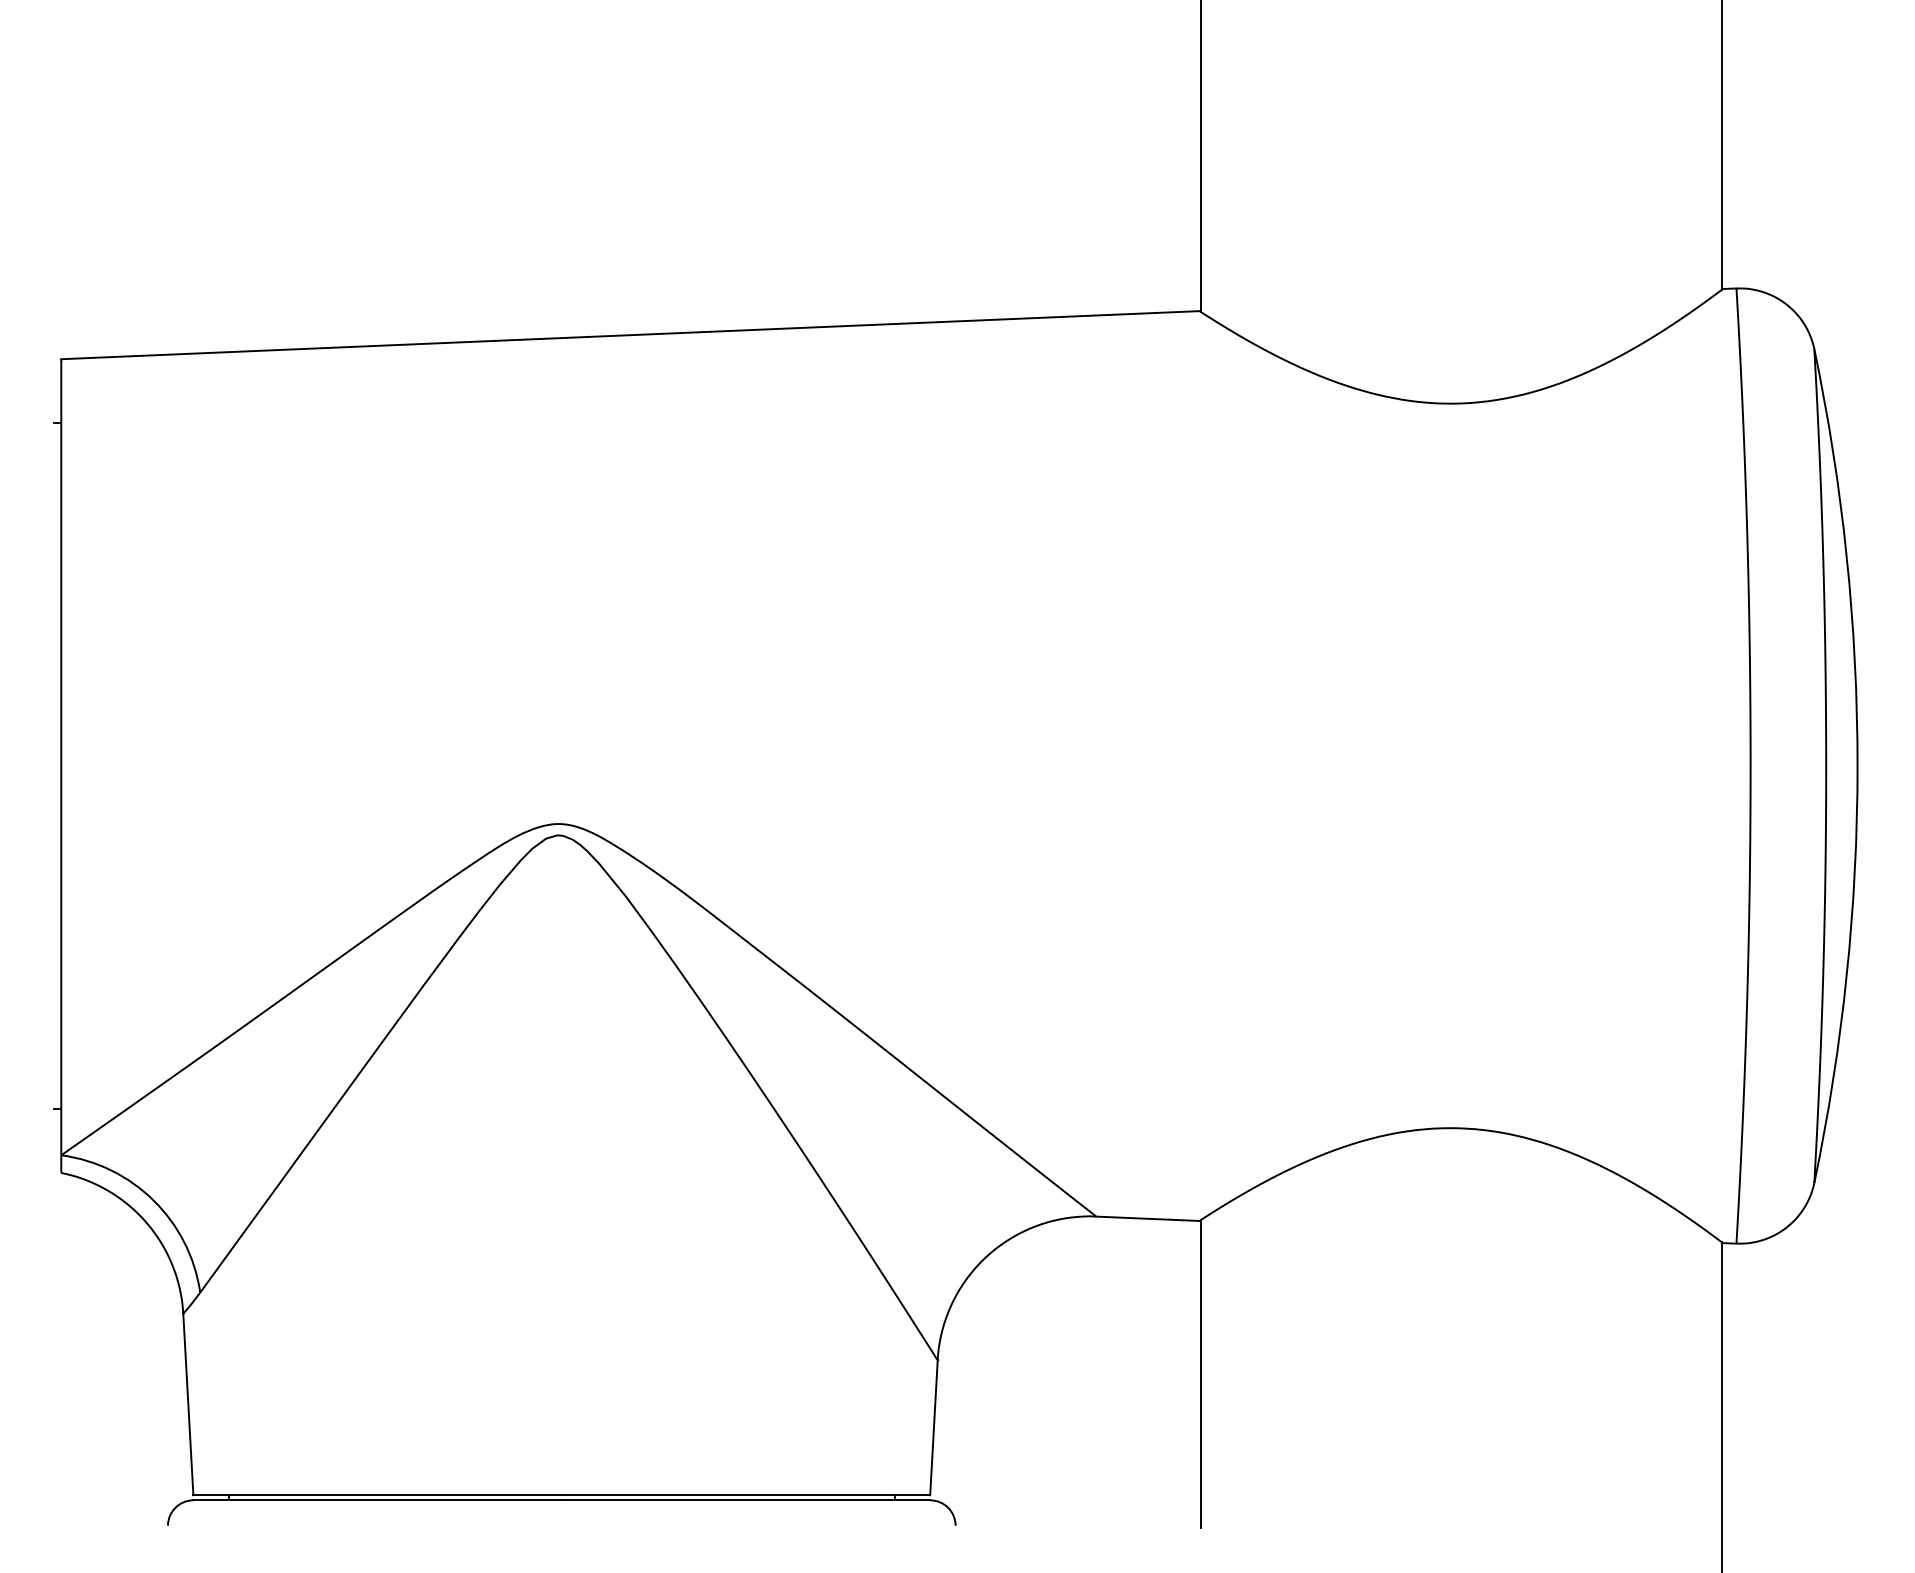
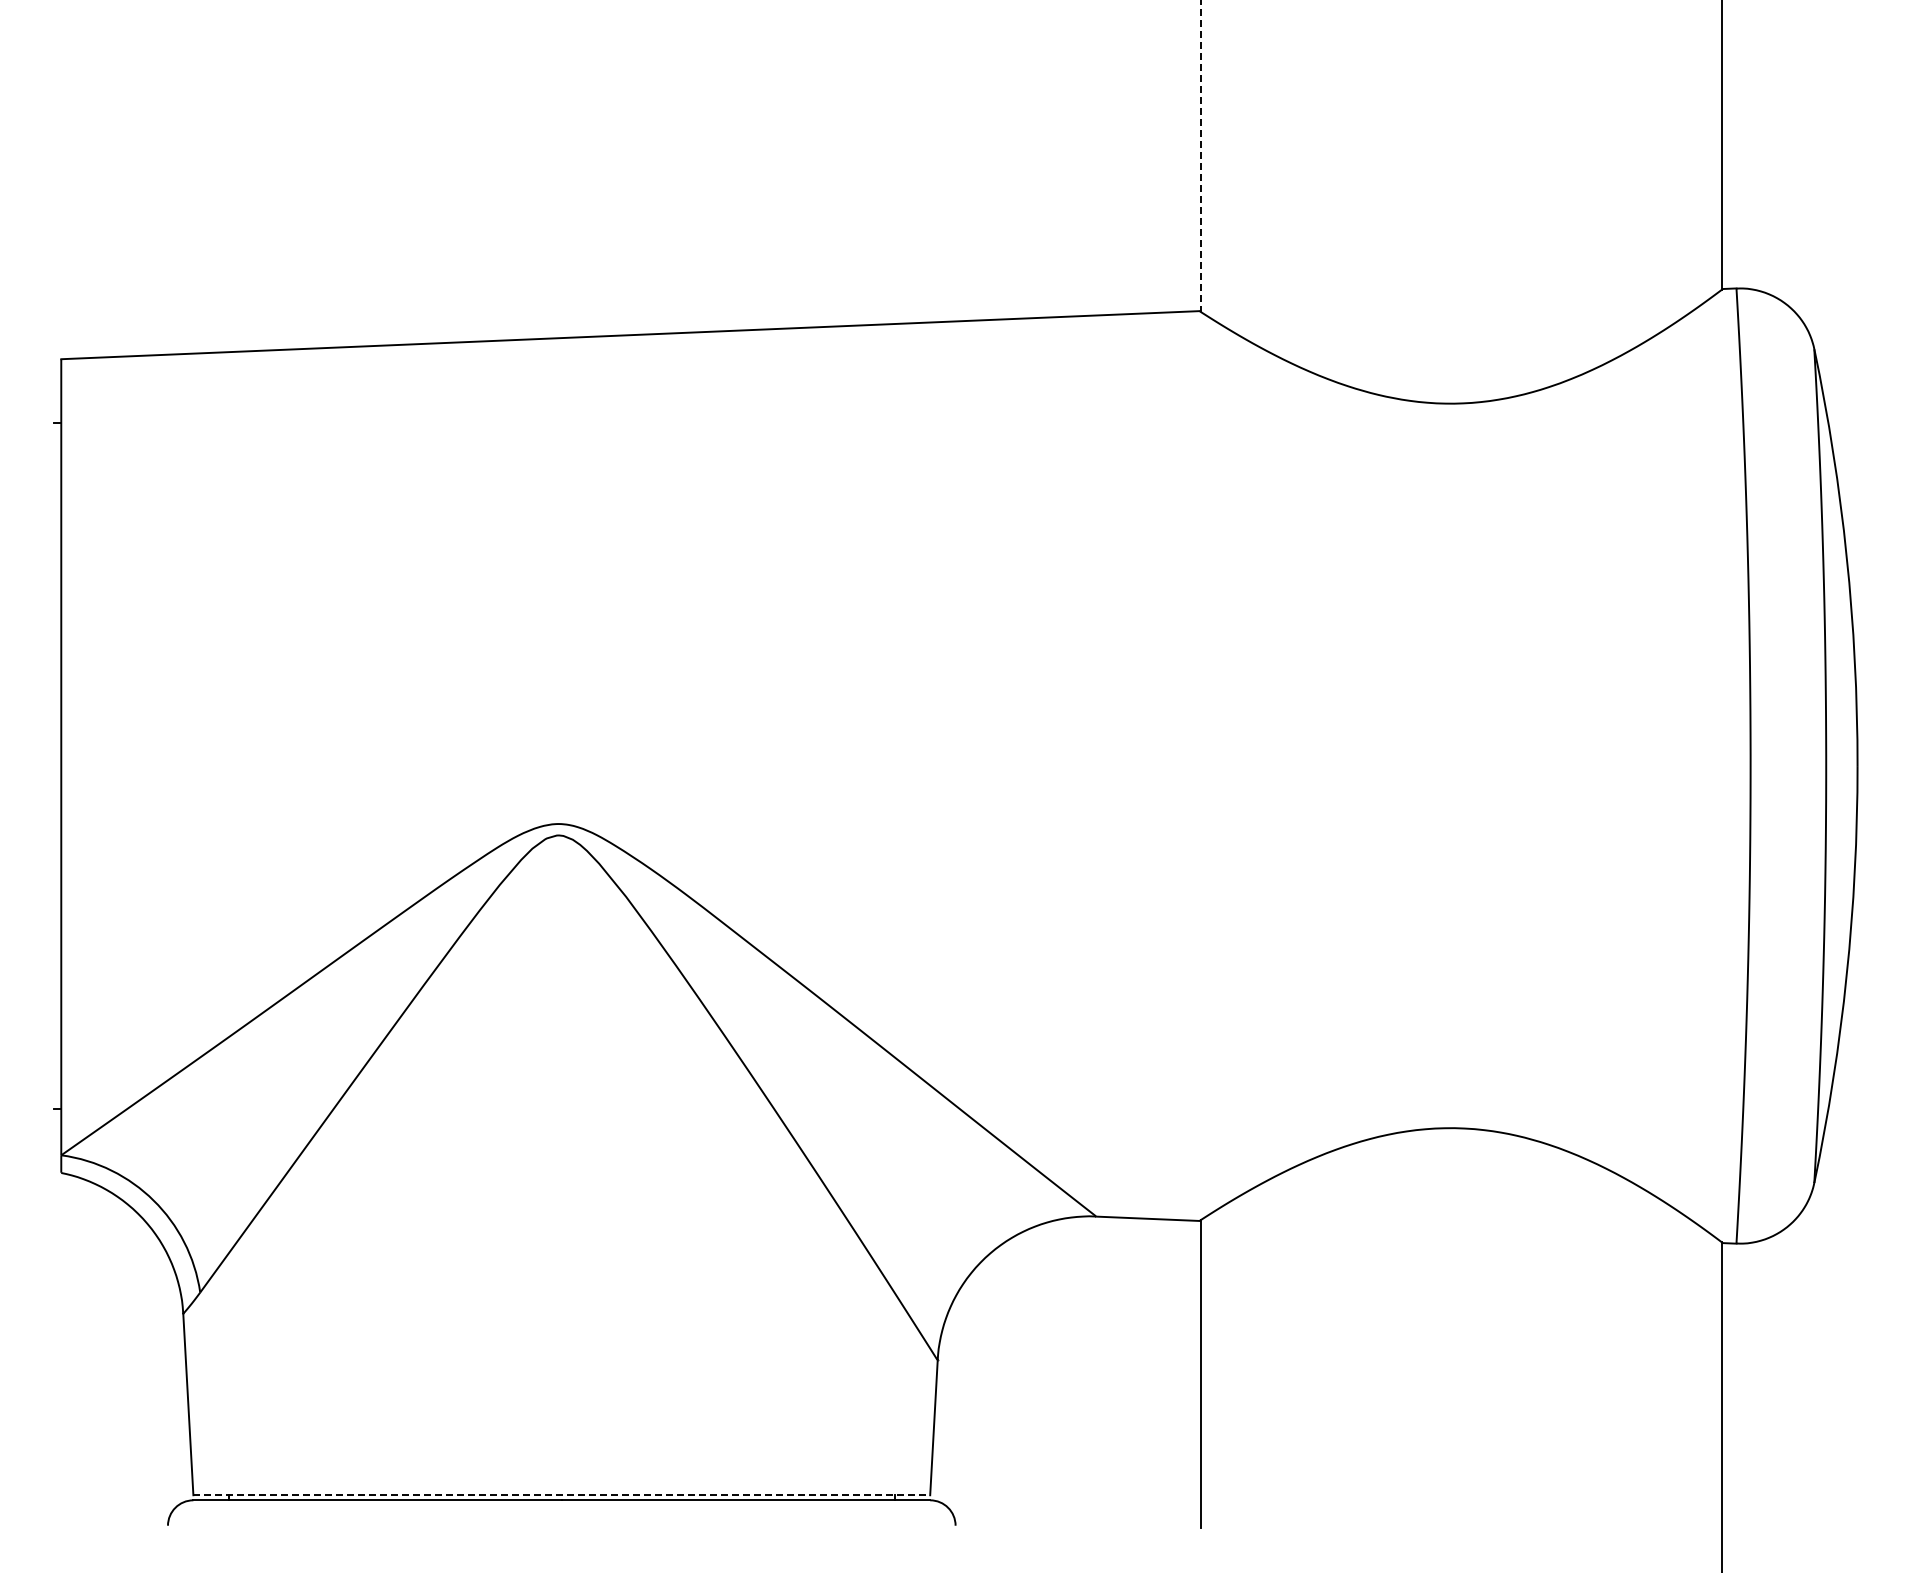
line: solid -> dashed (1200, 155)
line: solid -> dashed (562, 1495)
